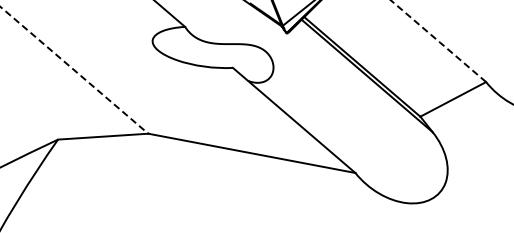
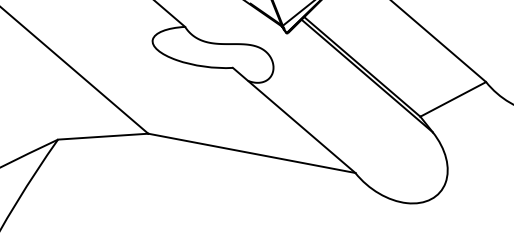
line: dashed -> solid (438, 41)
line: dashed -> solid (74, 70)
